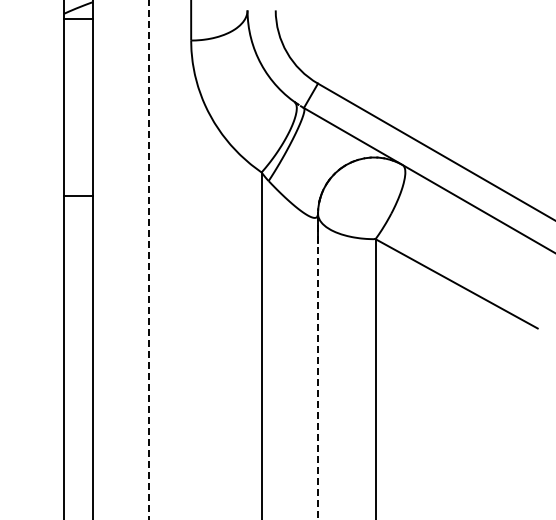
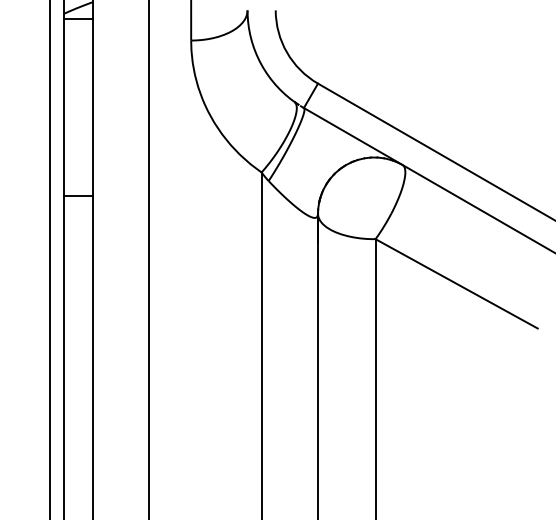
line: none -> present (50, 259)
line: dashed -> solid (148, 260)
line: dashed -> solid (318, 366)
